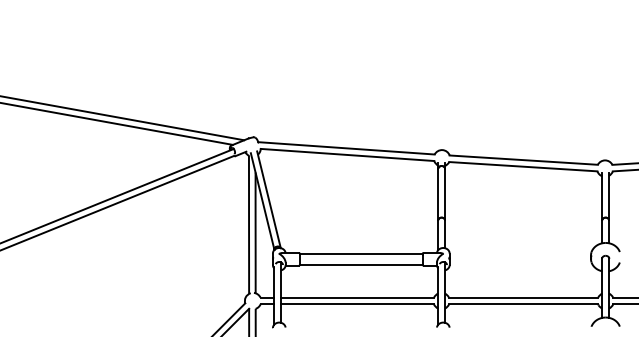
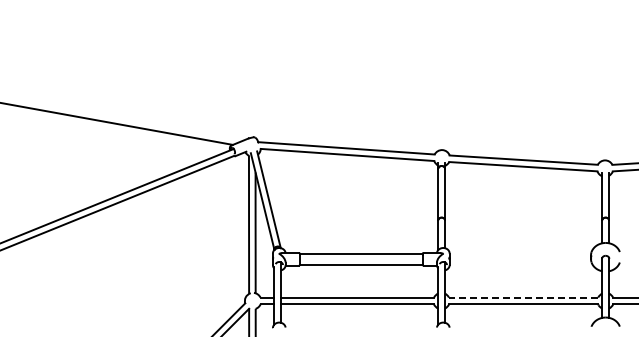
line: present -> none (123, 118)
line: solid -> dashed (523, 297)
